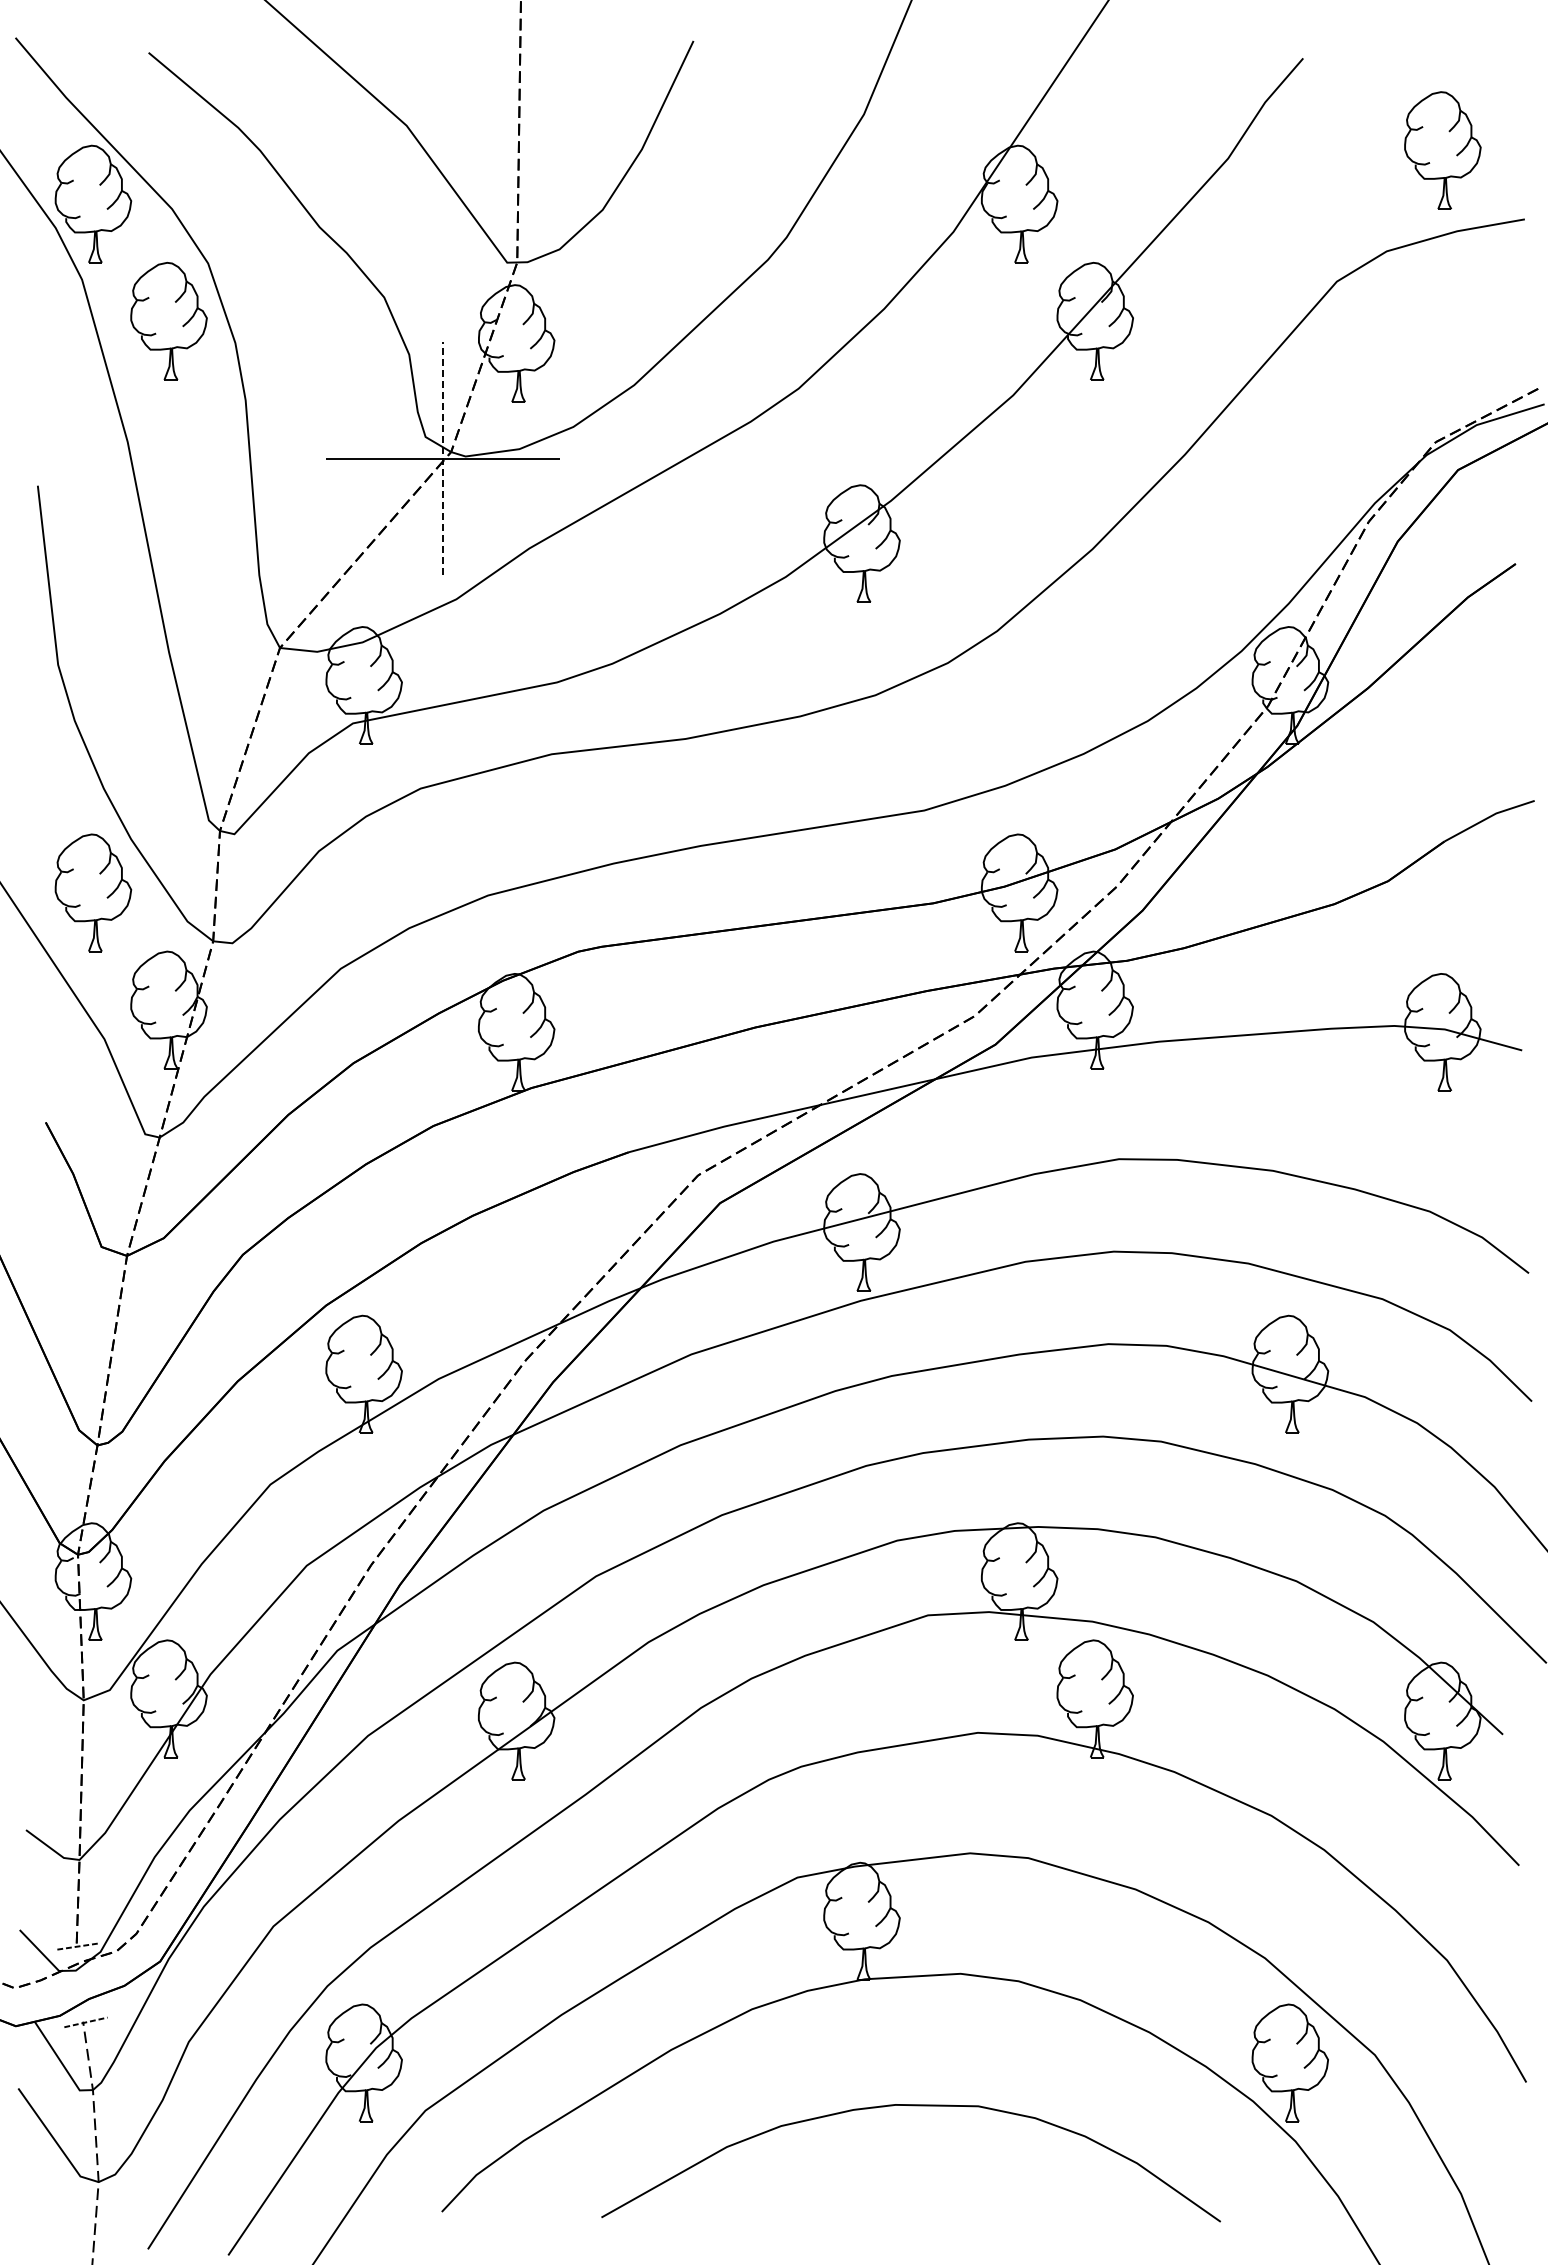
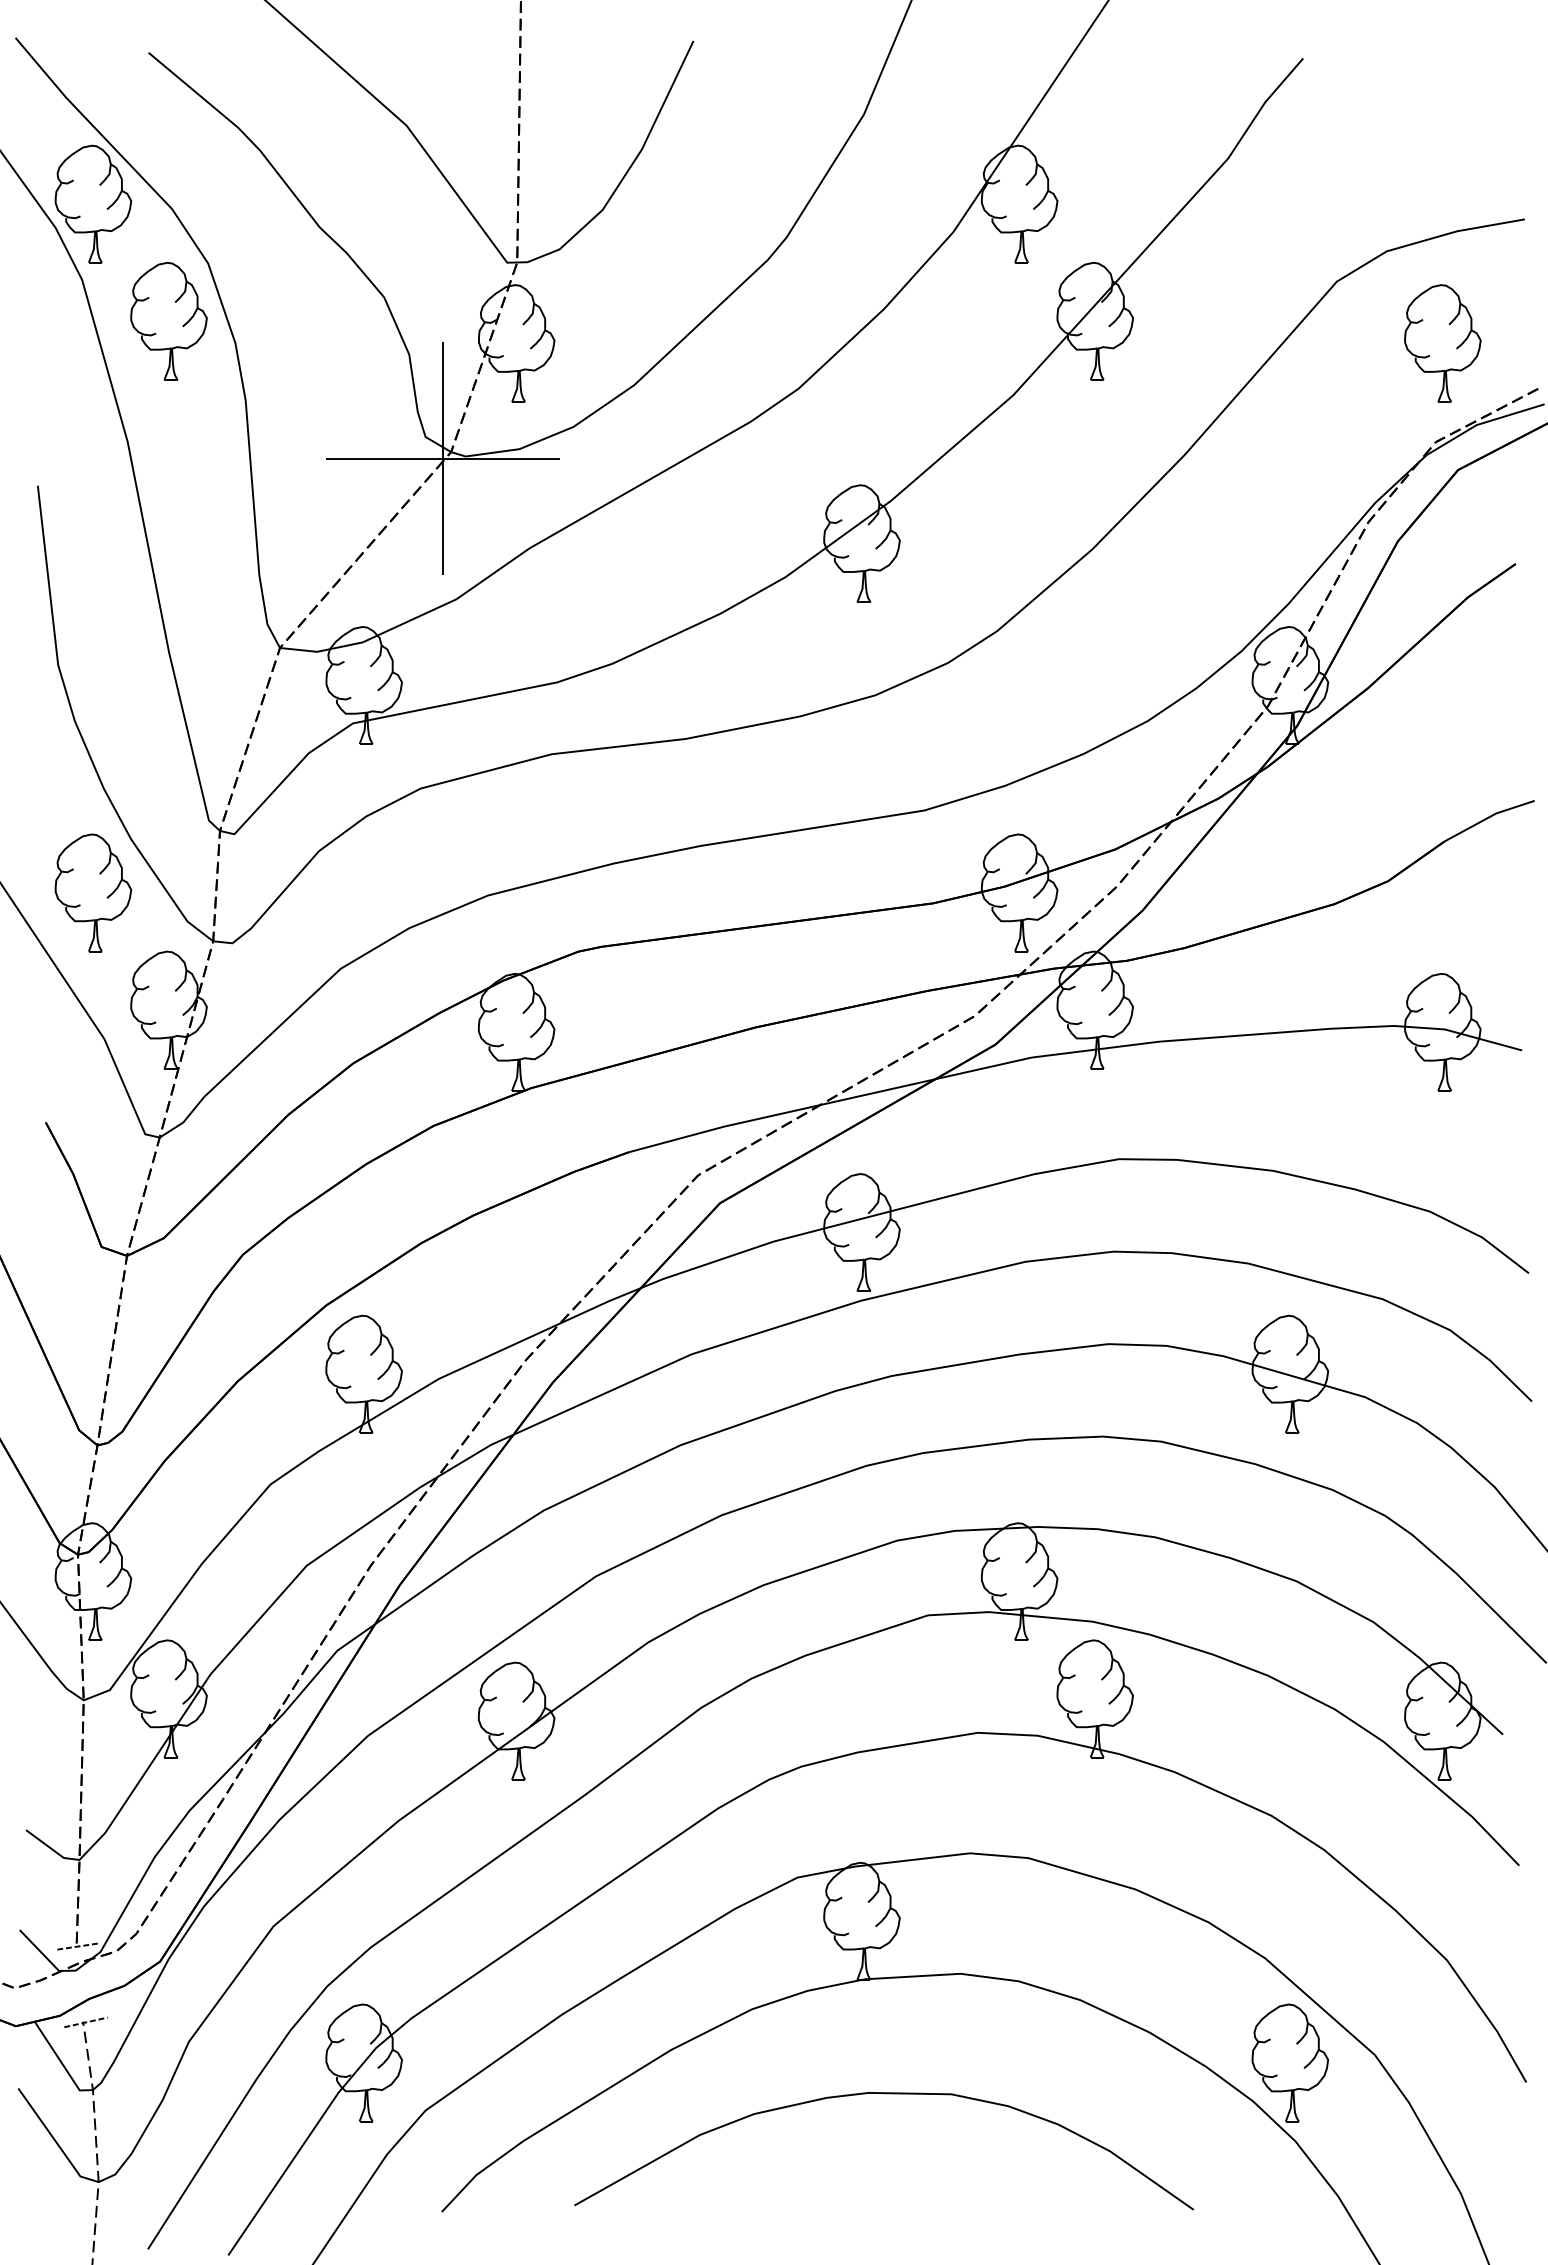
part position: (1442, 150) -> (1442, 343) (1442, 343)
line: dashed -> solid (443, 458)
curve position: (911, 2106) -> (884, 2094) (884, 2094)
